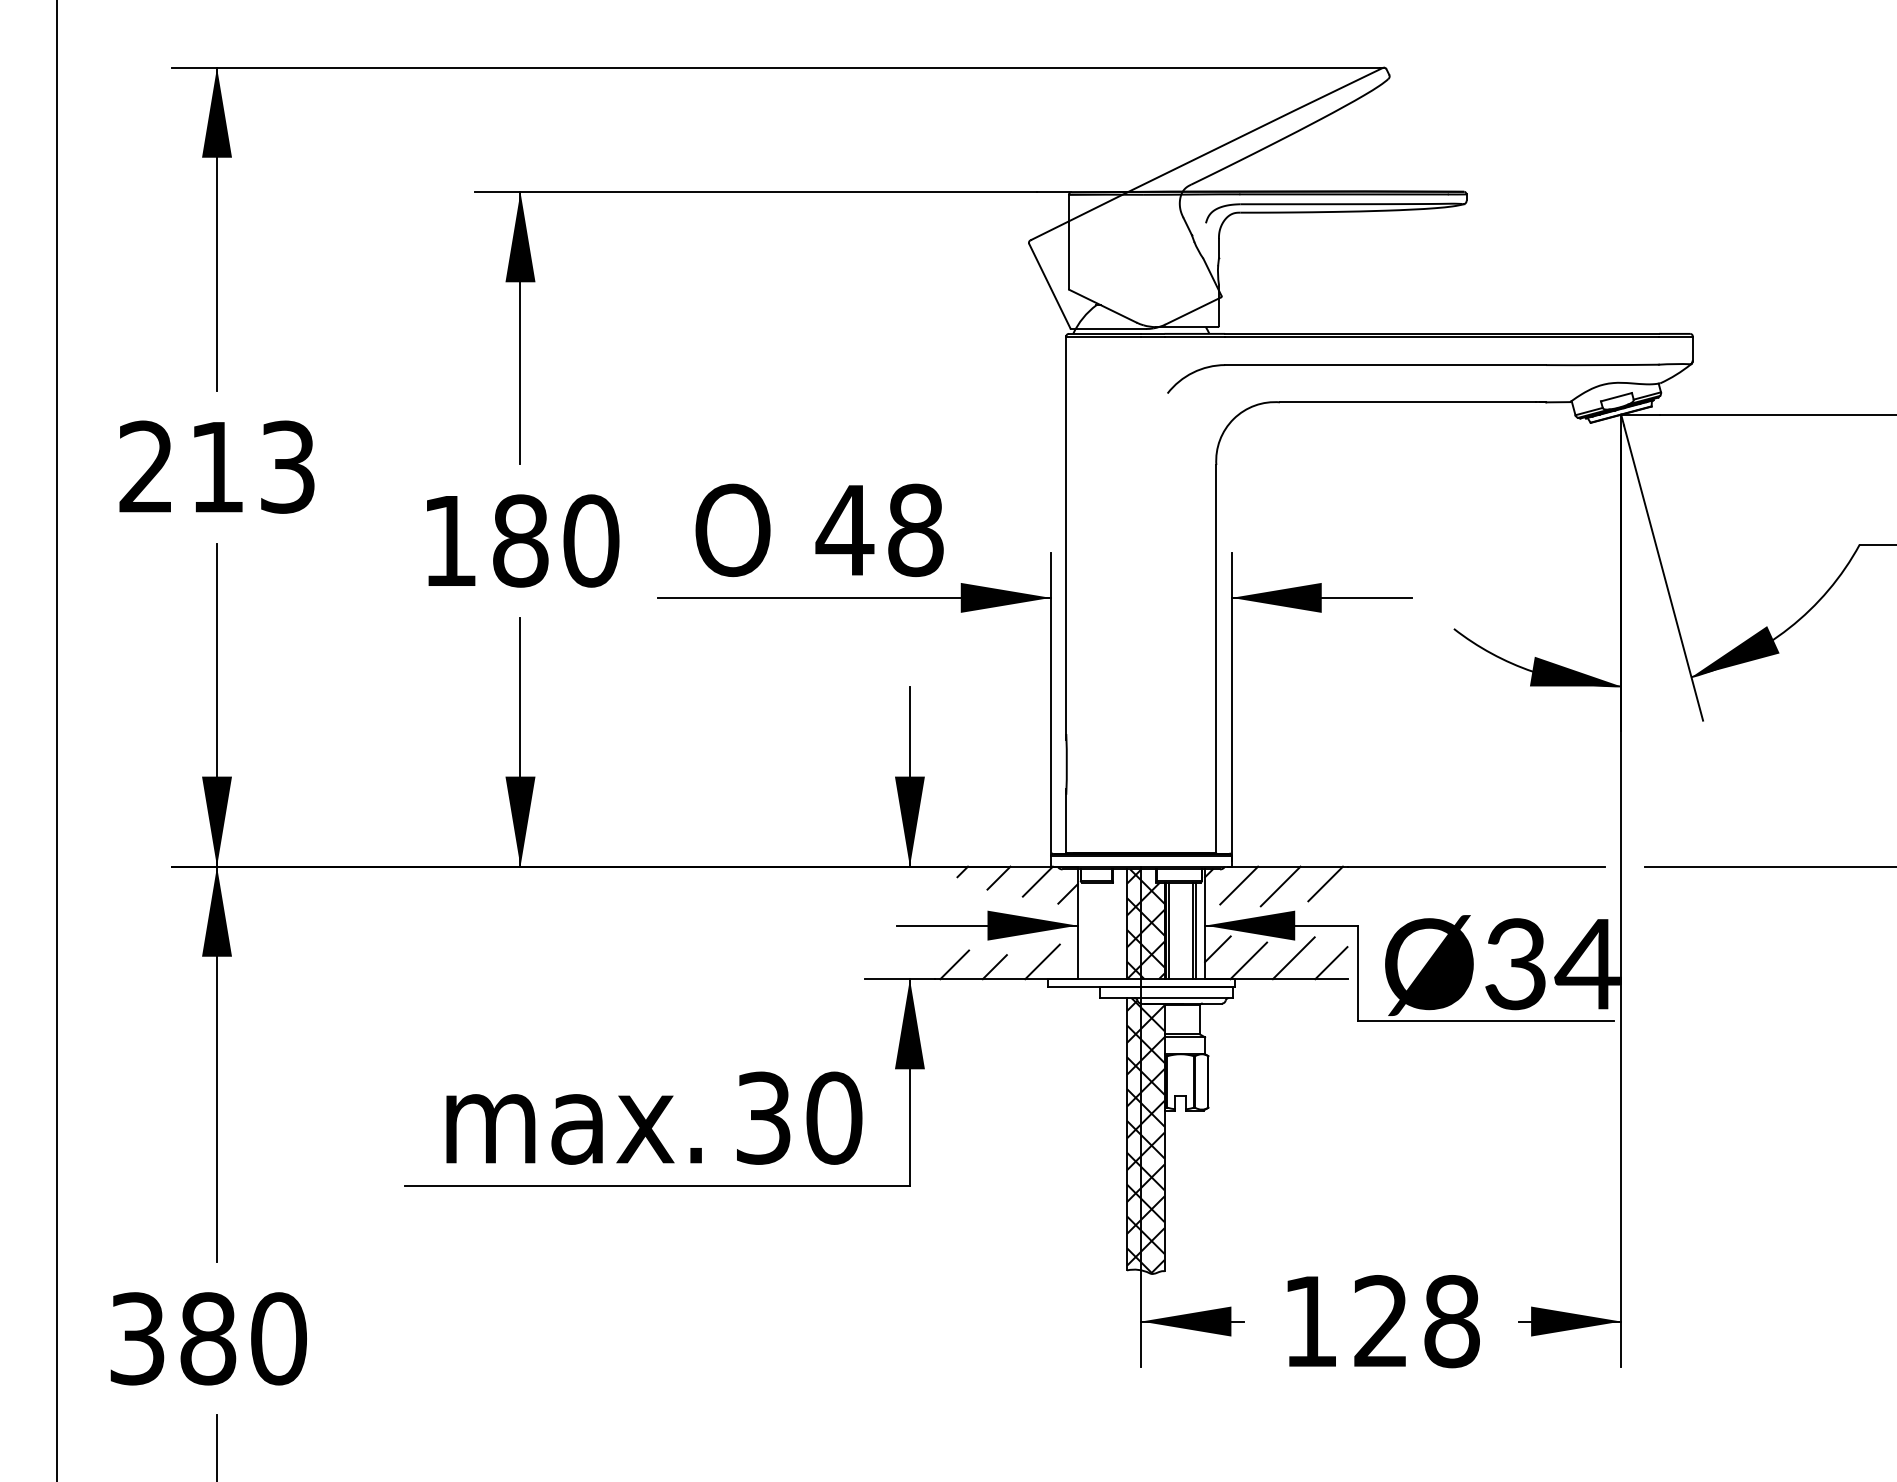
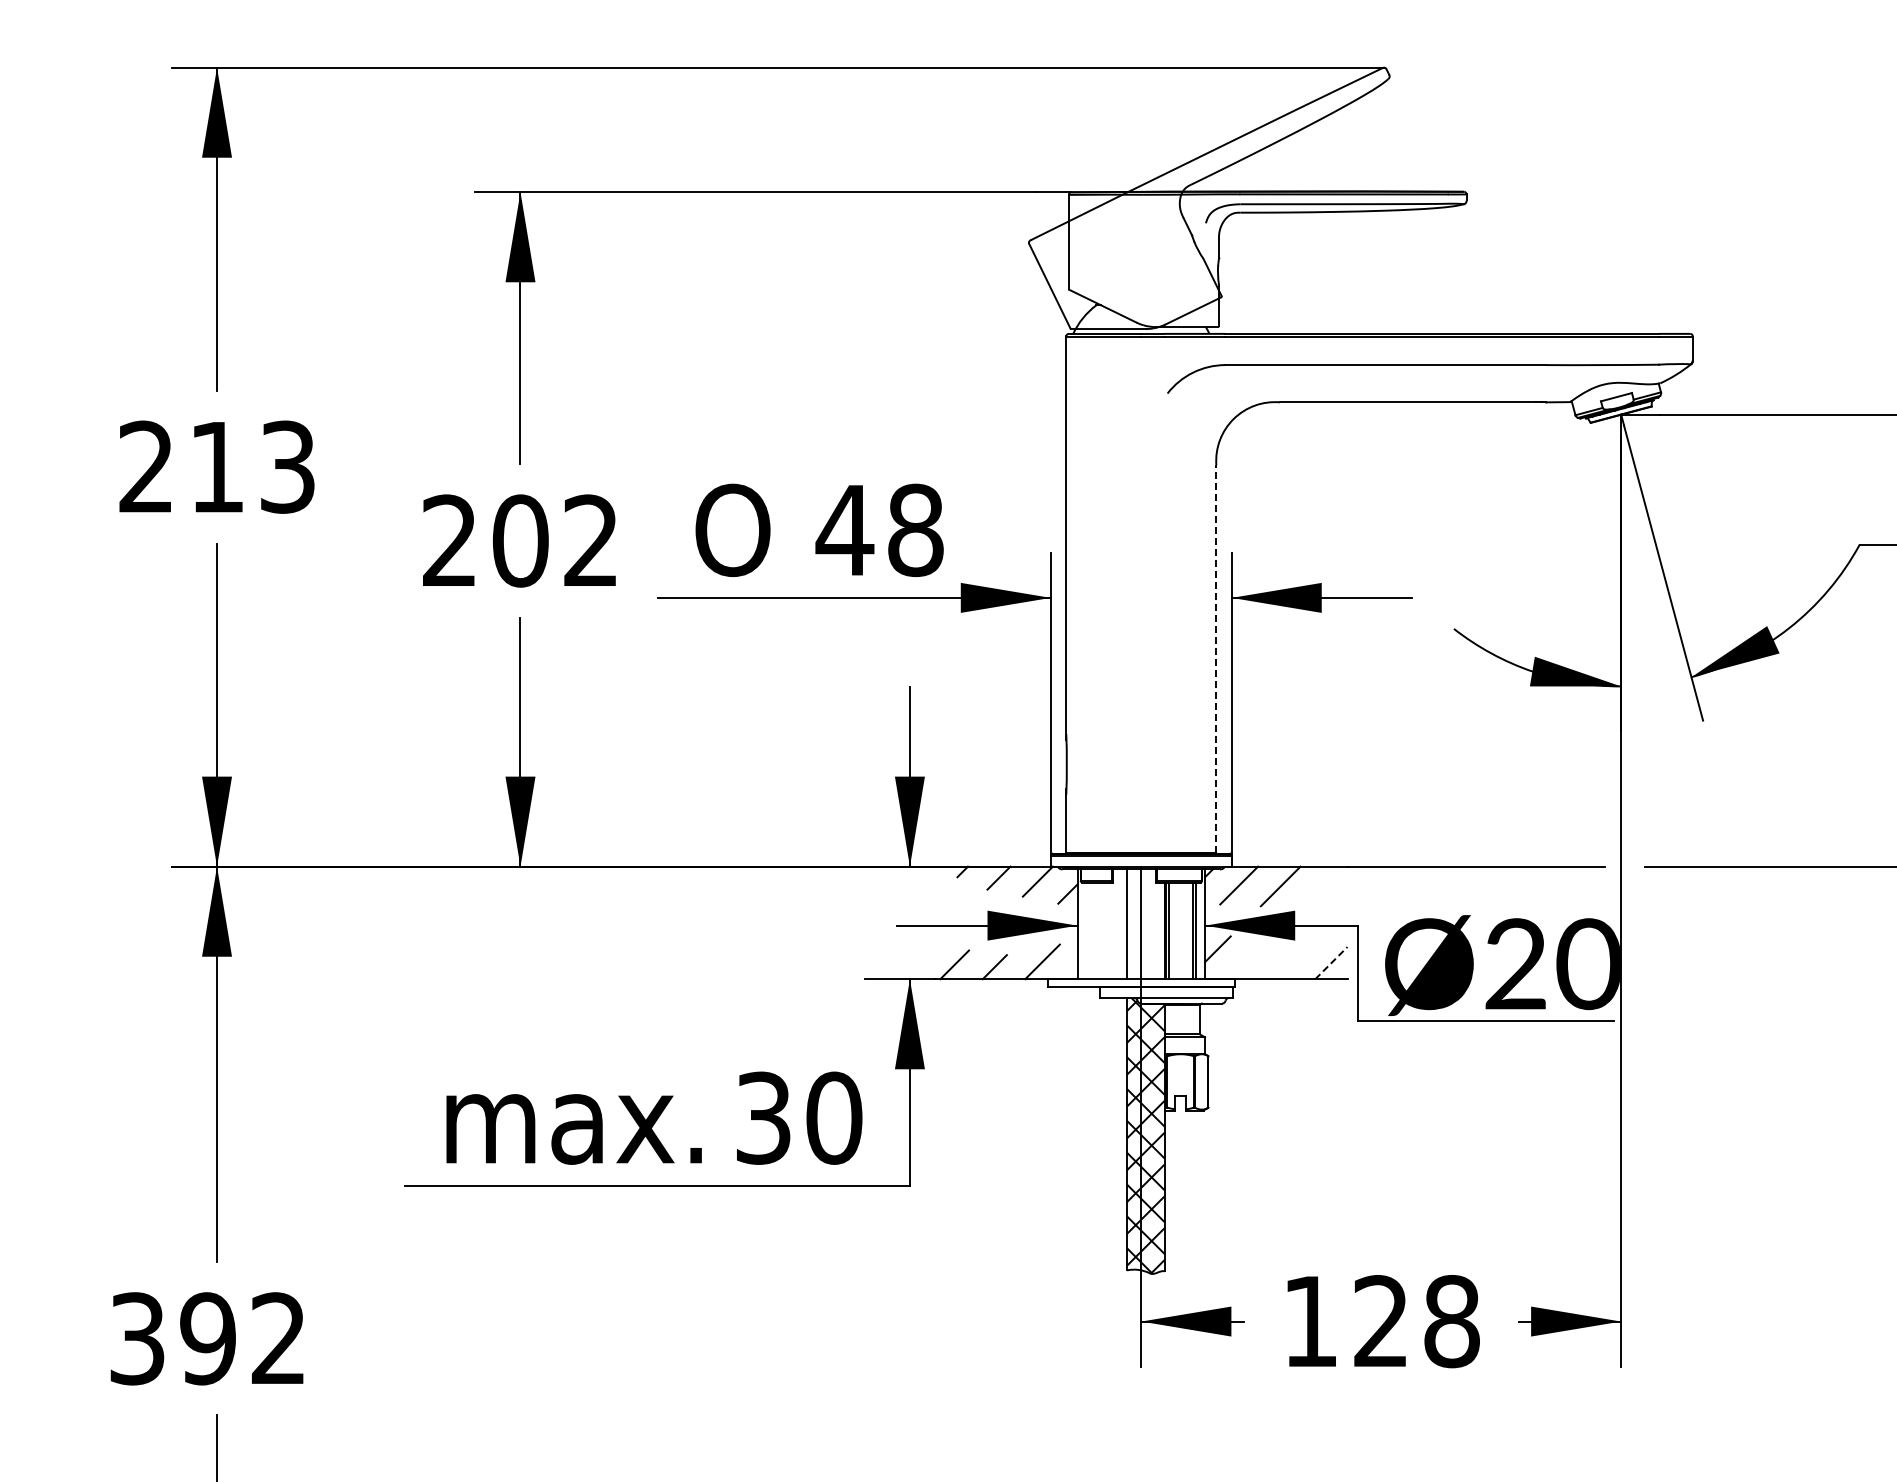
text: 180 -> 202 (521, 540)
line: solid -> dashed (1216, 658)
line: present -> none (56, 740)
line: present -> none (1325, 883)
hatch: present -> none (1145, 924)
line: present -> none (1293, 958)
line: present -> none (1248, 960)
line: solid -> dashed (1331, 963)
text: Ø34 -> Ø20 (1552, 964)
text: 380 -> 392 (243, 1338)
